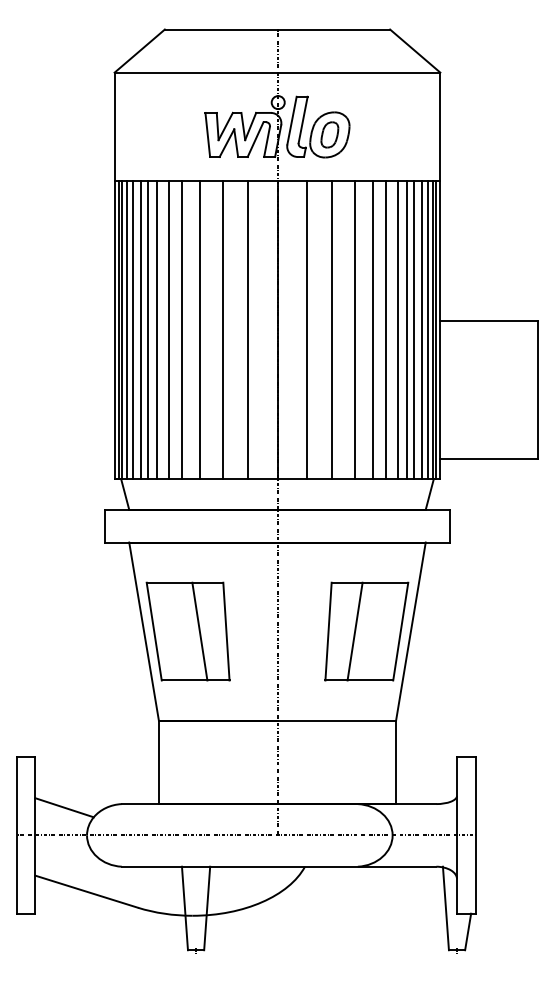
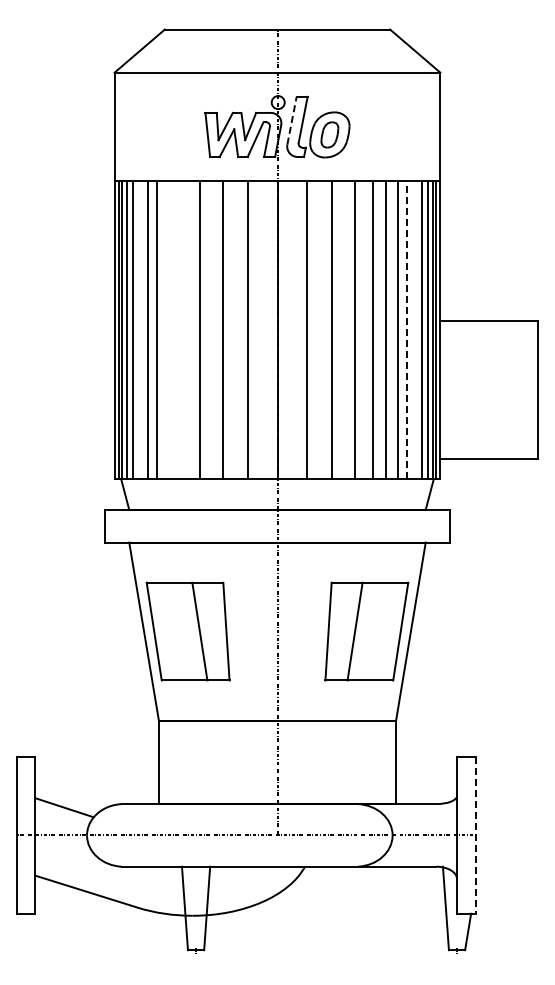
line: solid -> dashed (292, 120)
line: present -> none (140, 329)
line: present -> none (168, 329)
line: present -> none (182, 329)
line: present -> none (414, 329)
line: solid -> dashed (406, 330)
line: solid -> dashed (475, 835)
